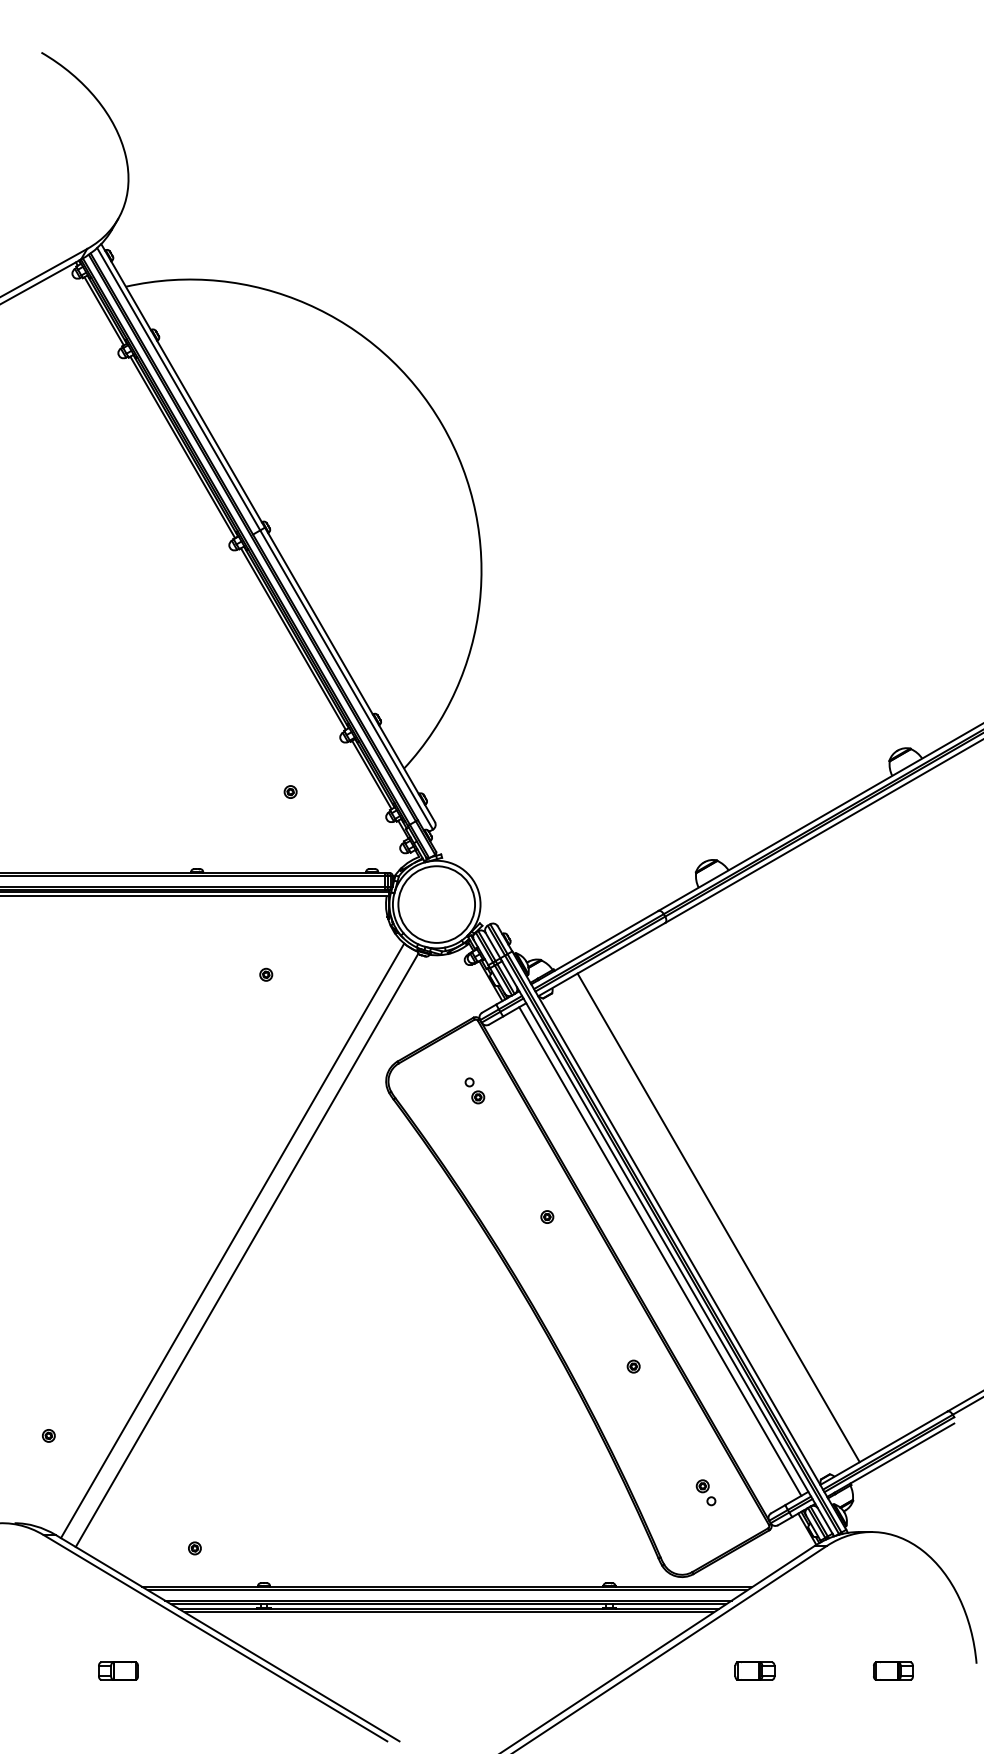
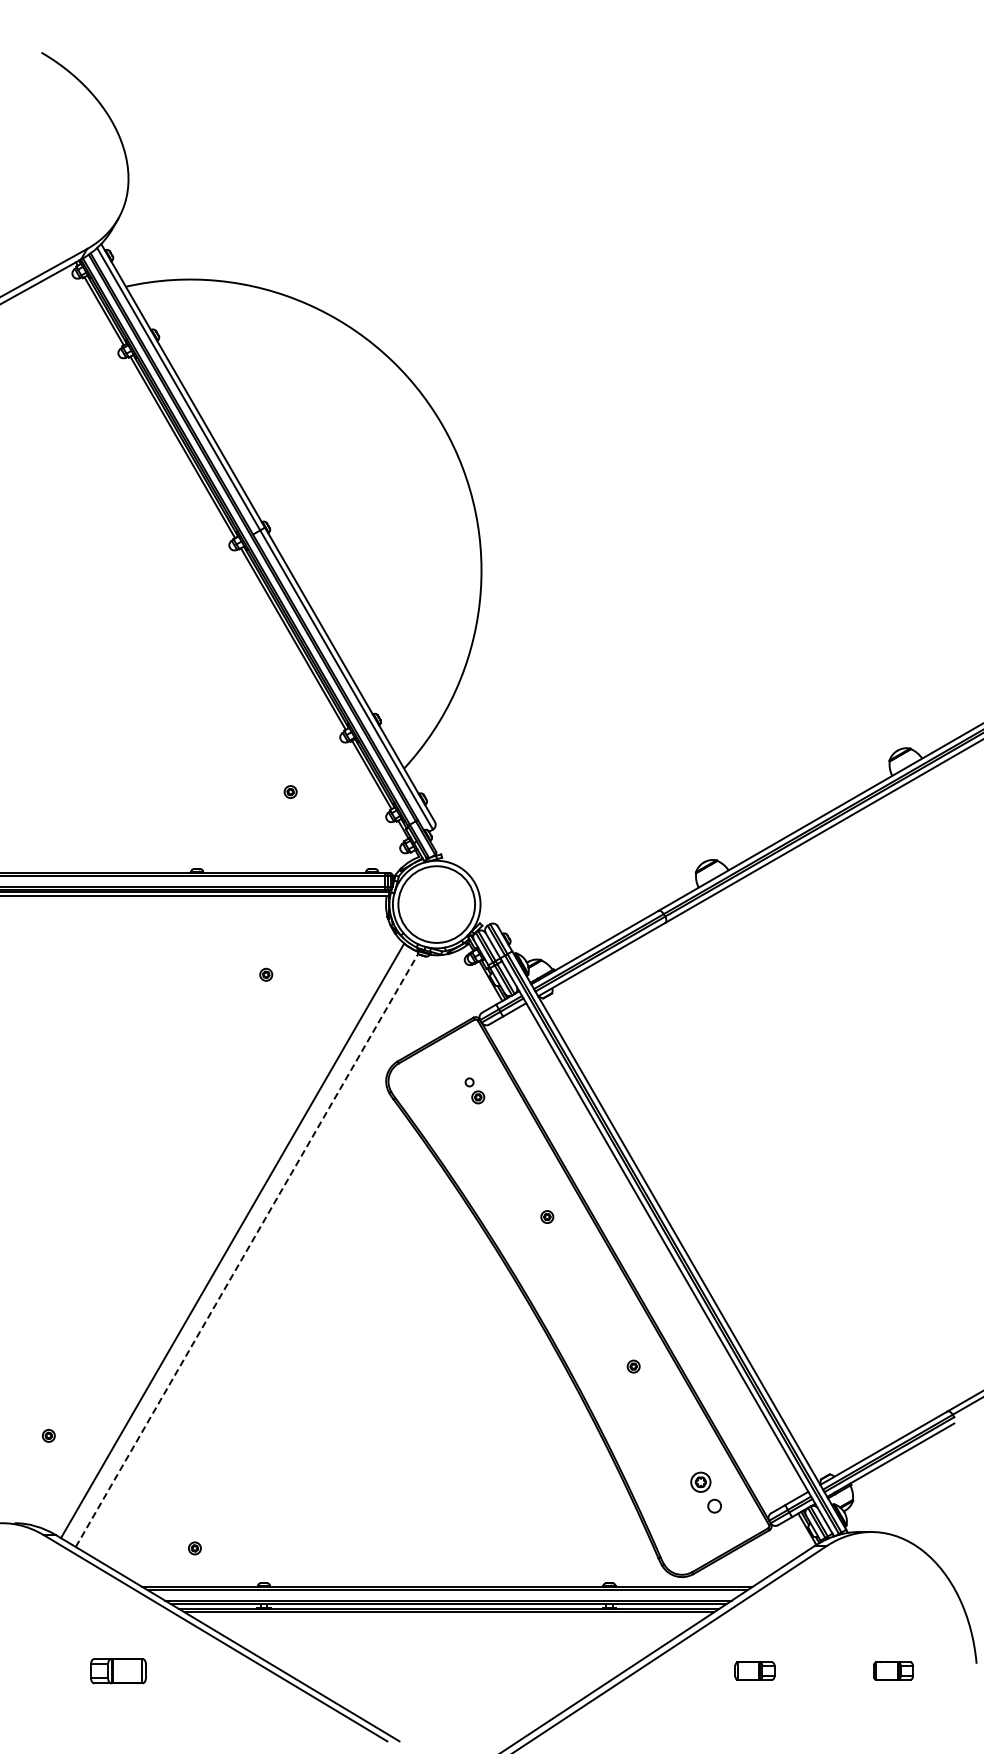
line: present -> none (718, 1217)
line: solid -> dashed (247, 1250)
line: present -> none (660, 1251)
part size: 22x28 px -> 32x43 px (705, 1492)
part size: 41x20 px -> 57x27 px (118, 1671)
